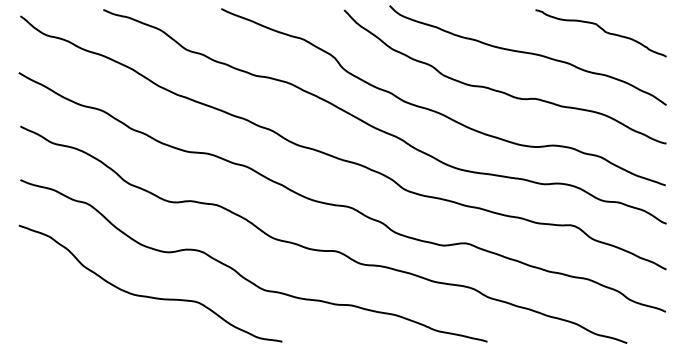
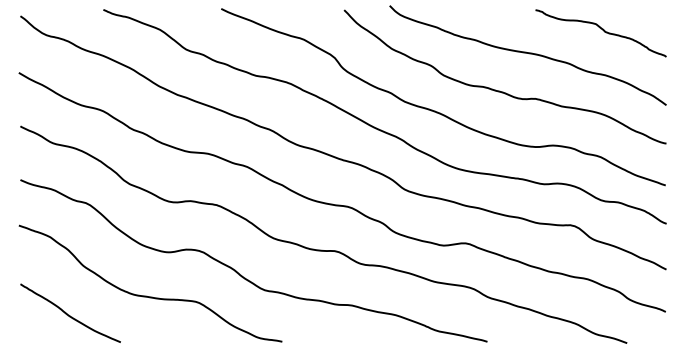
curve: none -> present (68, 314)
